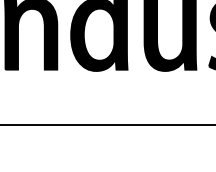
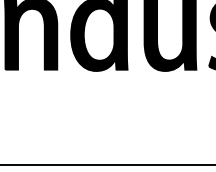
line position: (107, 125) -> (107, 165) (107, 165)
